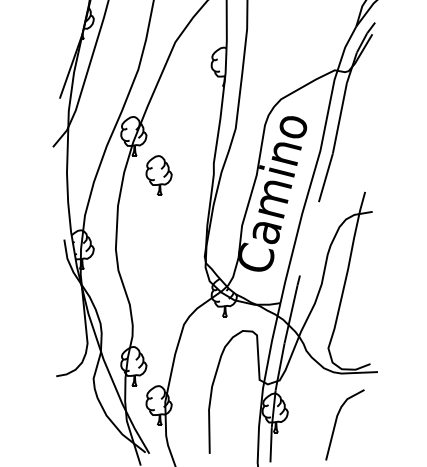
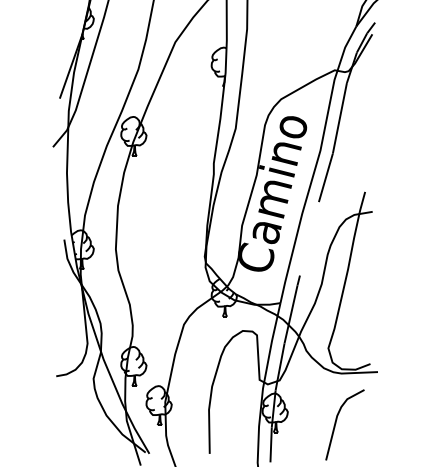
part: present -> none (158, 175)
